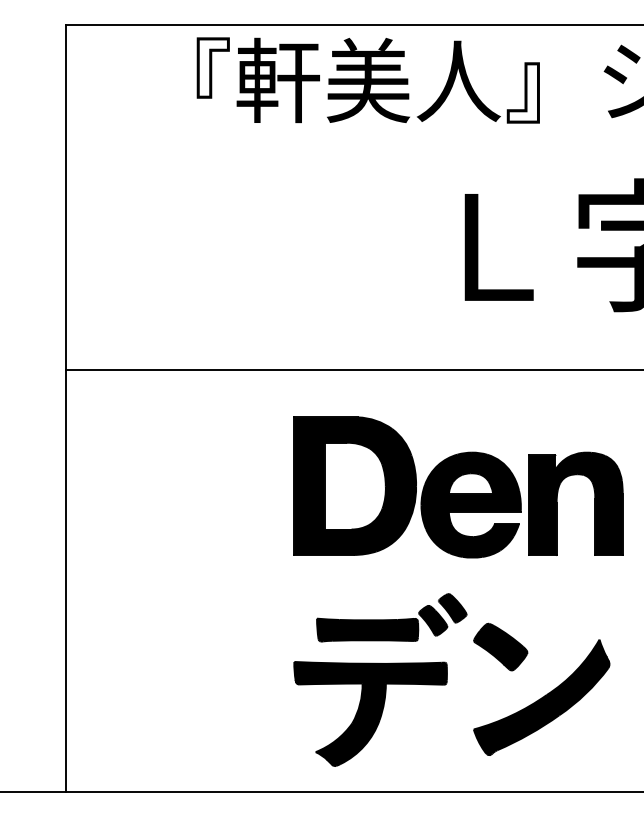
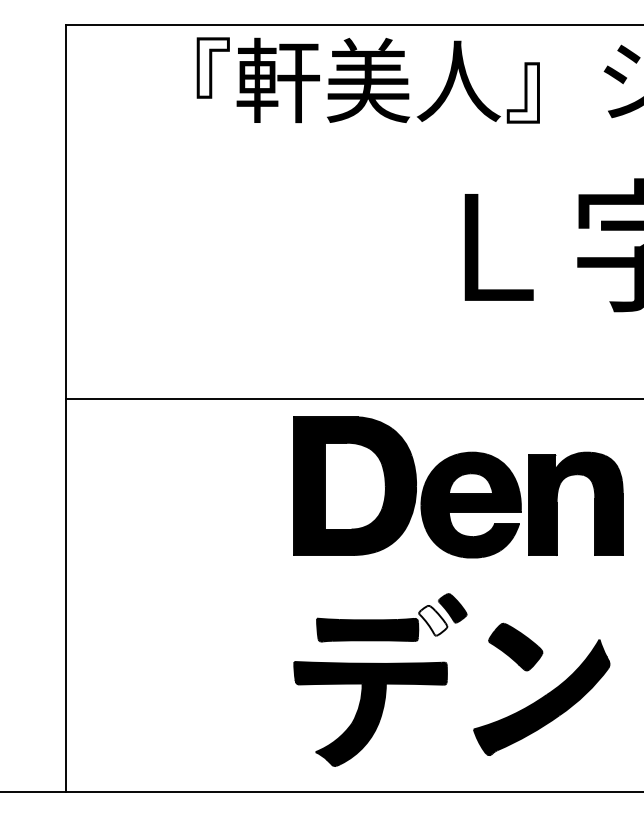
line position: (353, 370) -> (353, 399) (353, 399)
fill: present -> none (433, 620)
part position: (500, 646) -> (515, 646) (515, 646)
